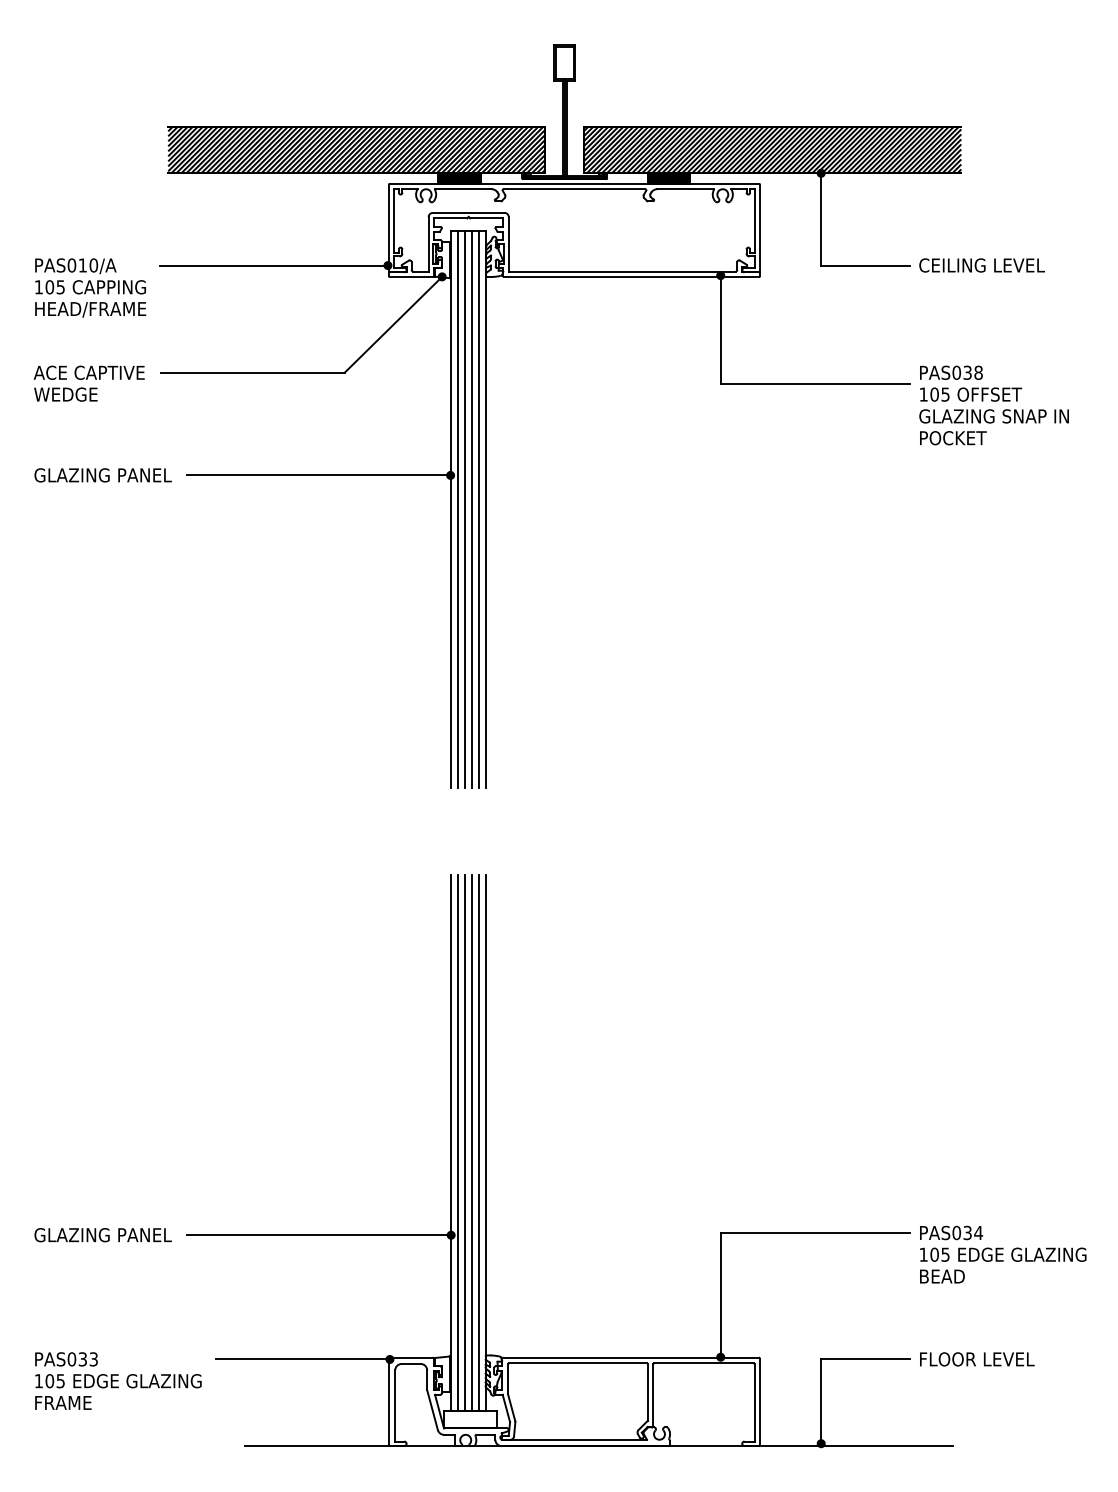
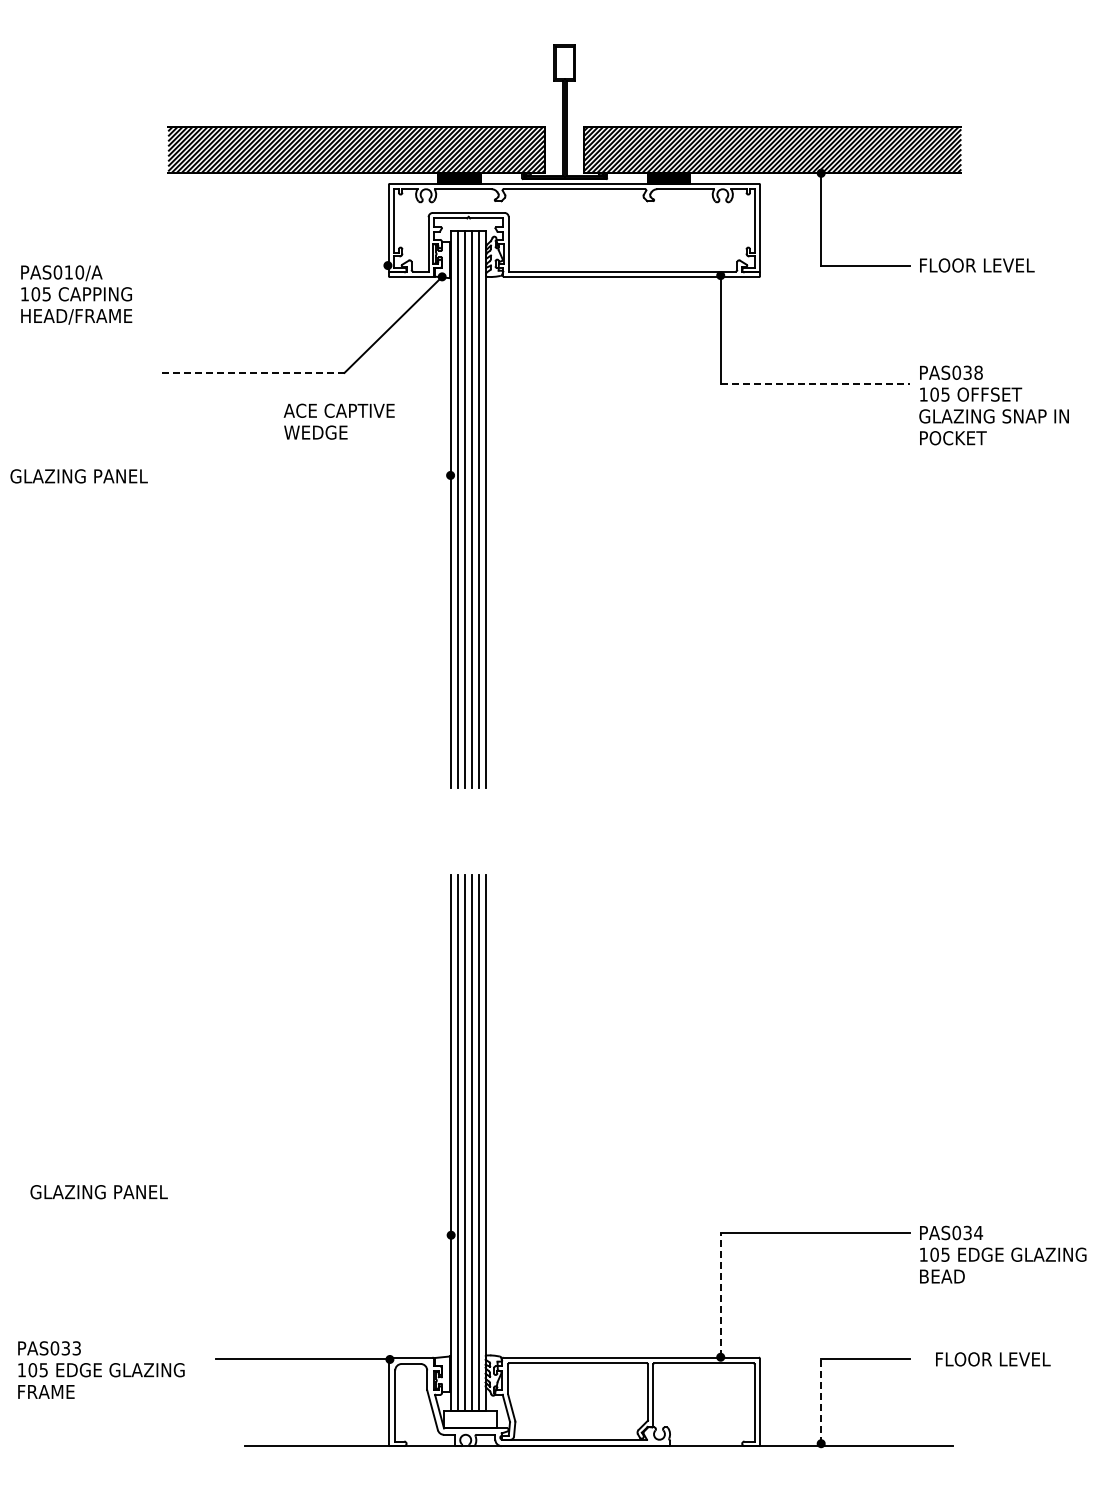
line: present -> none (273, 265)
text: CEILING LEVEL -> FLOOR LEVEL (981, 265)
text position: (90, 287) -> (76, 294) (76, 294)
line: solid -> dashed (252, 372)
text position: (88, 383) -> (338, 421) (338, 421)
line: solid -> dashed (815, 384)
text position: (102, 475) -> (78, 476) (78, 476)
line: present -> none (318, 475)
text position: (102, 1235) -> (98, 1192) (98, 1192)
line: present -> none (318, 1235)
line: solid -> dashed (720, 1294)
text position: (977, 1359) -> (993, 1359) (993, 1359)
text position: (118, 1380) -> (101, 1369) (101, 1369)
line: solid -> dashed (821, 1401)
